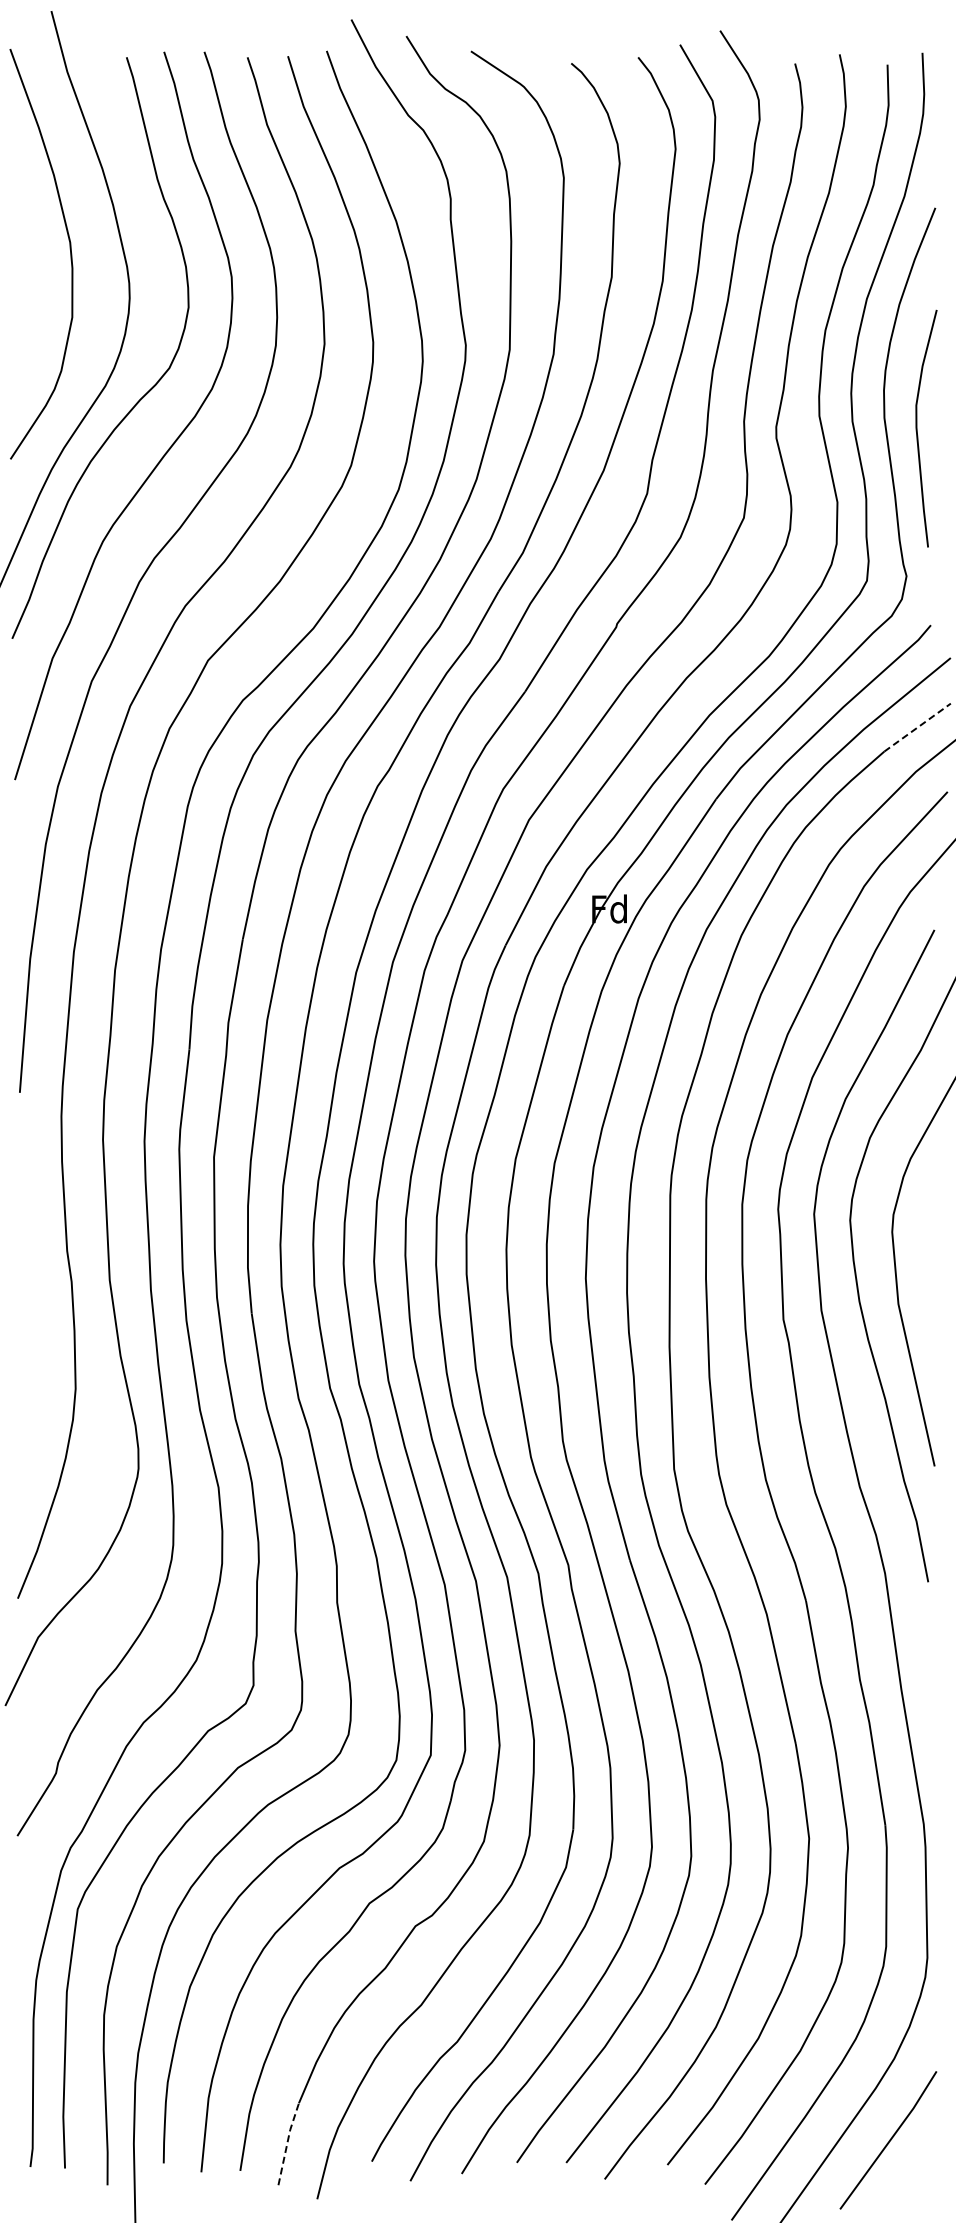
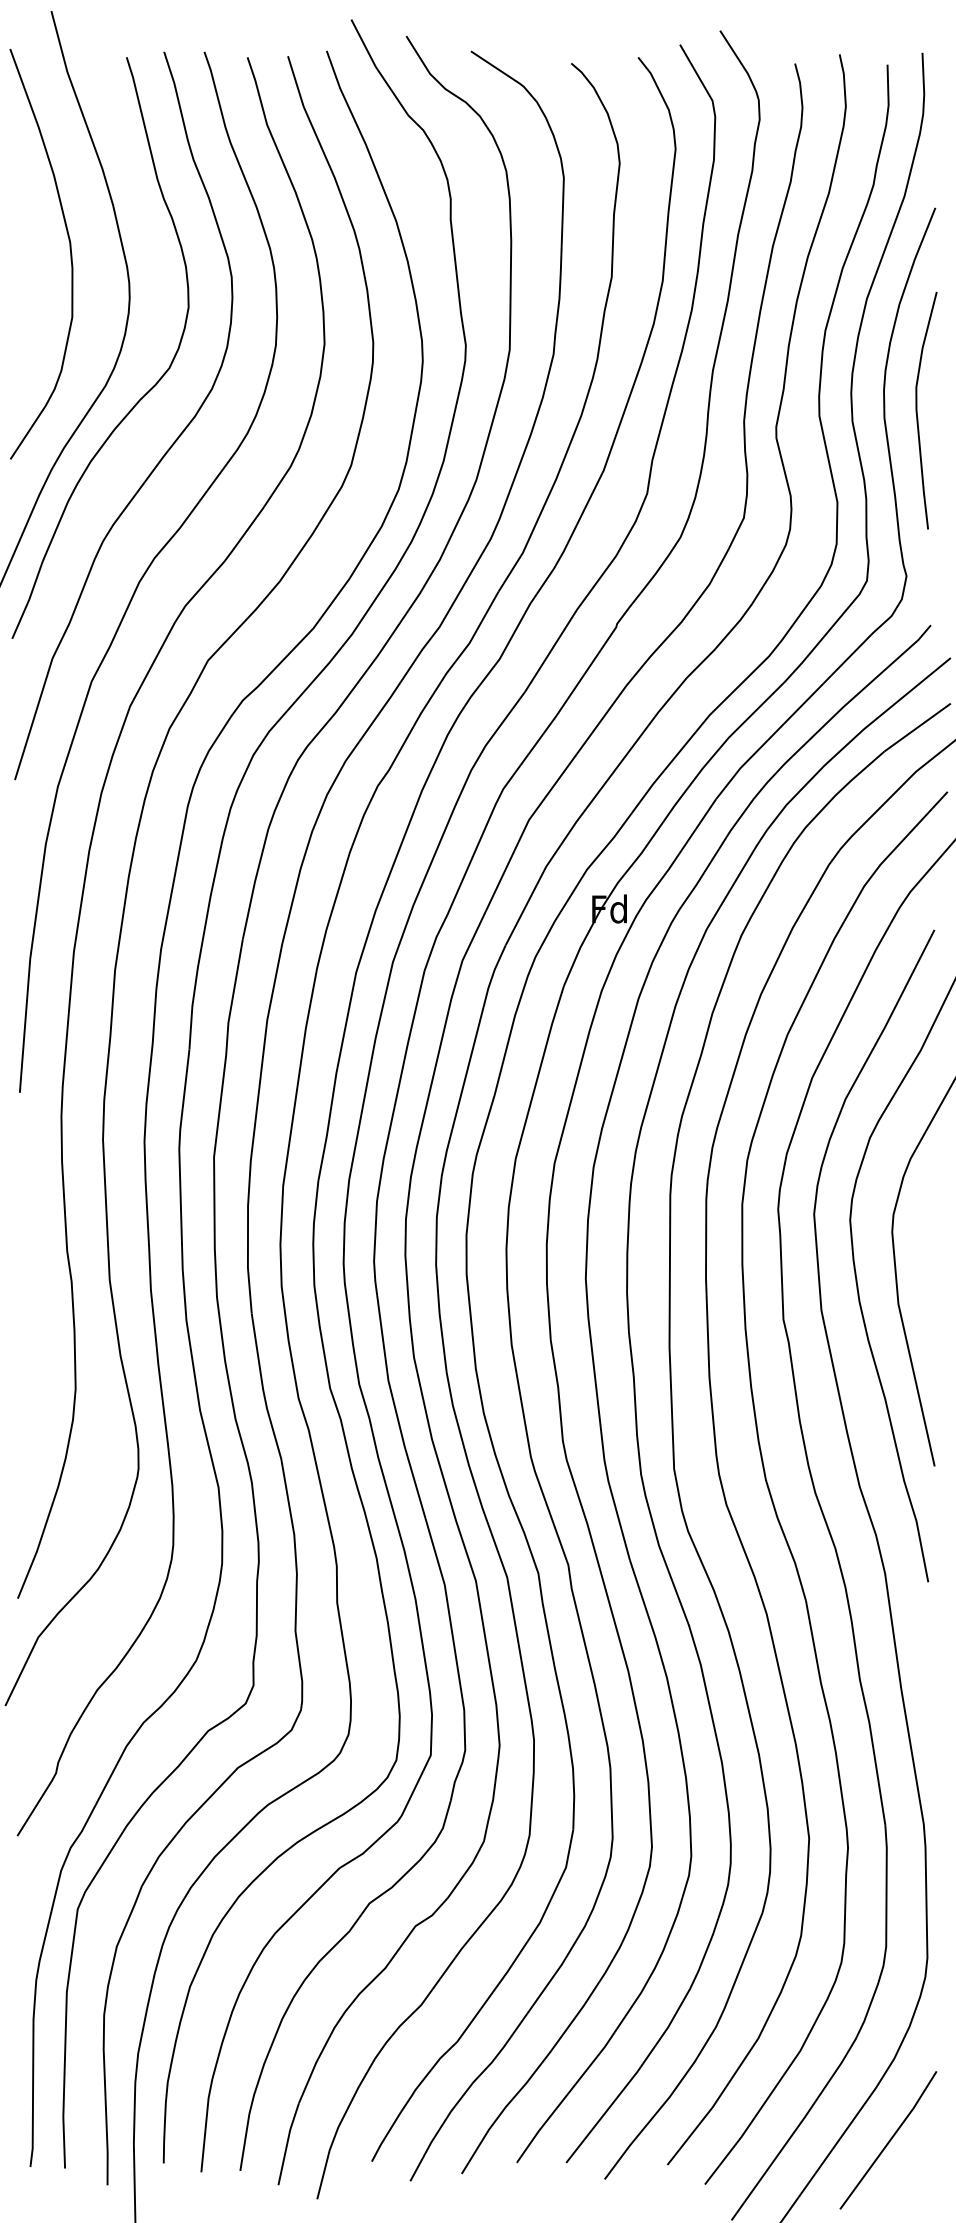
curve position: (917, 428) -> (917, 410) (917, 410)
line: dashed -> solid (917, 727)
line: dashed -> solid (287, 2142)
